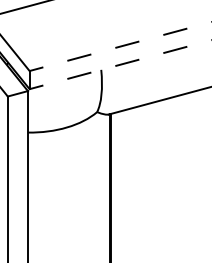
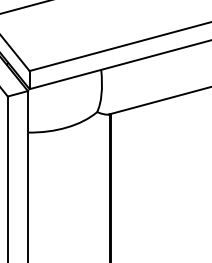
line: dashed -> solid (120, 46)
line: dashed -> solid (120, 64)
